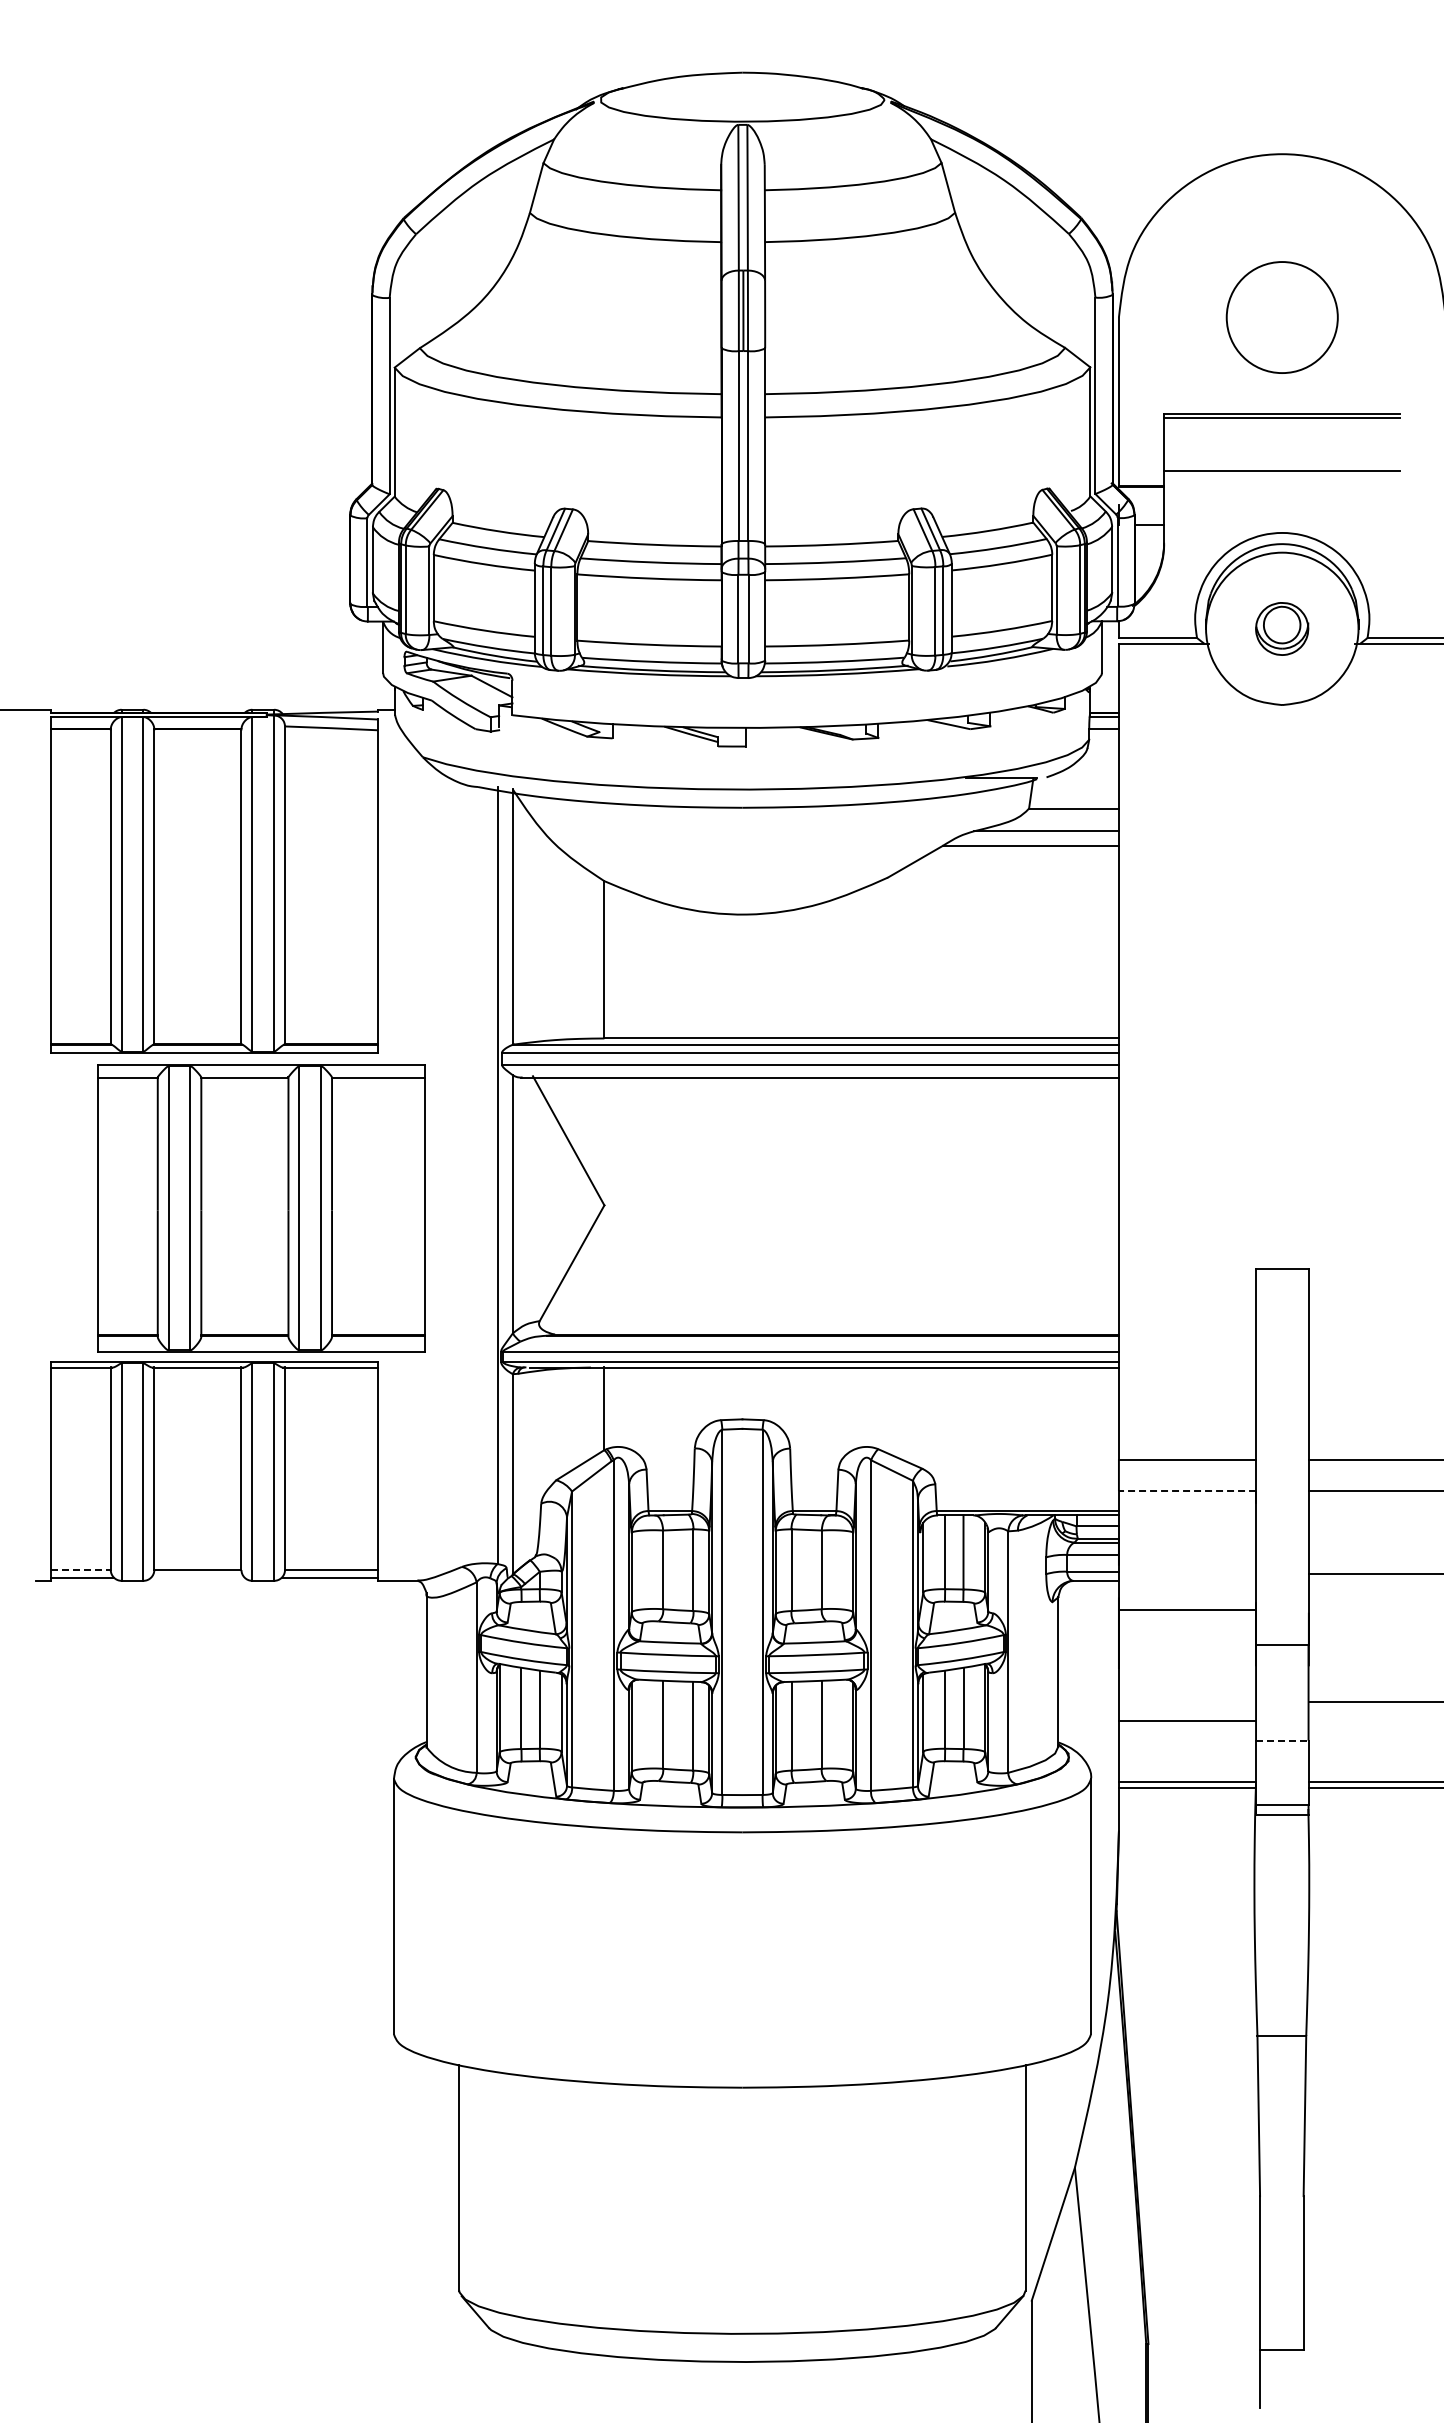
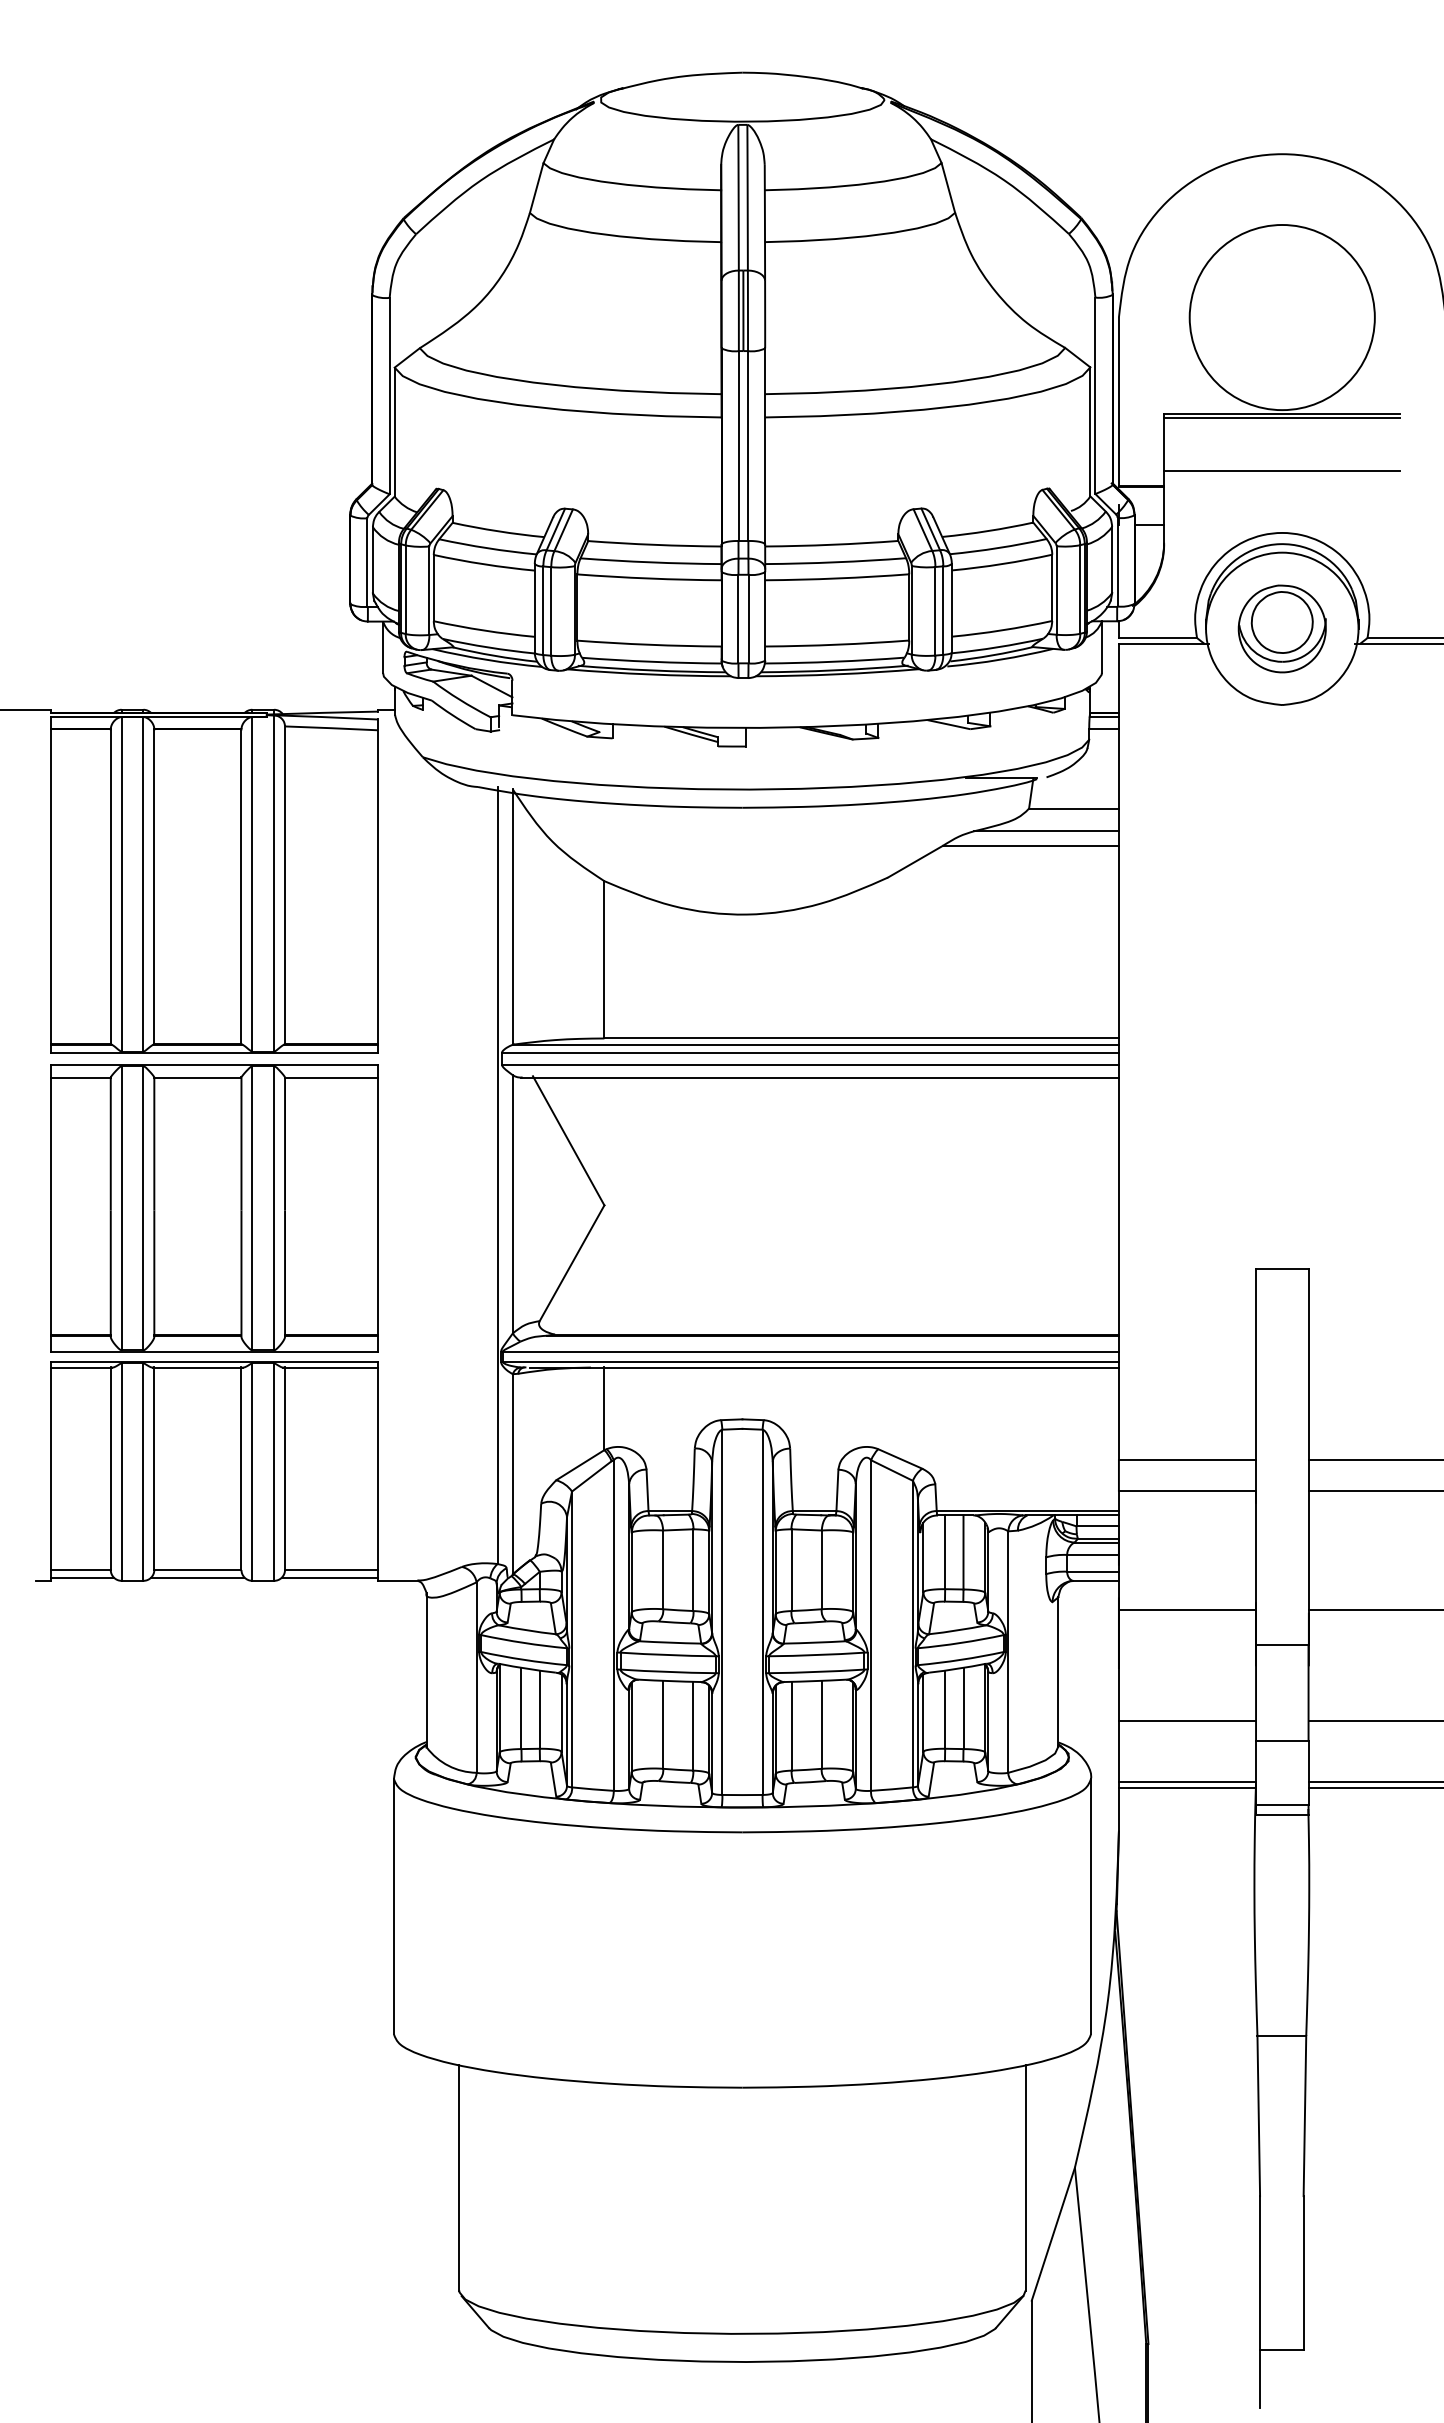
circle diameter: 111 px -> 185 px (1281, 317)
part size: 55x54 px -> 90x90 px (1281, 628)
part position: (261, 1208) -> (214, 1208) (214, 1208)
line: dashed -> solid (1187, 1491)
line: dashed -> solid (80, 1570)
line position: (1374, 1573) -> (1374, 1609) (1374, 1609)
line: none -> present (197, 1577)
line position: (1374, 1702) -> (1374, 1721) (1374, 1721)
line: dashed -> solid (1282, 1740)
